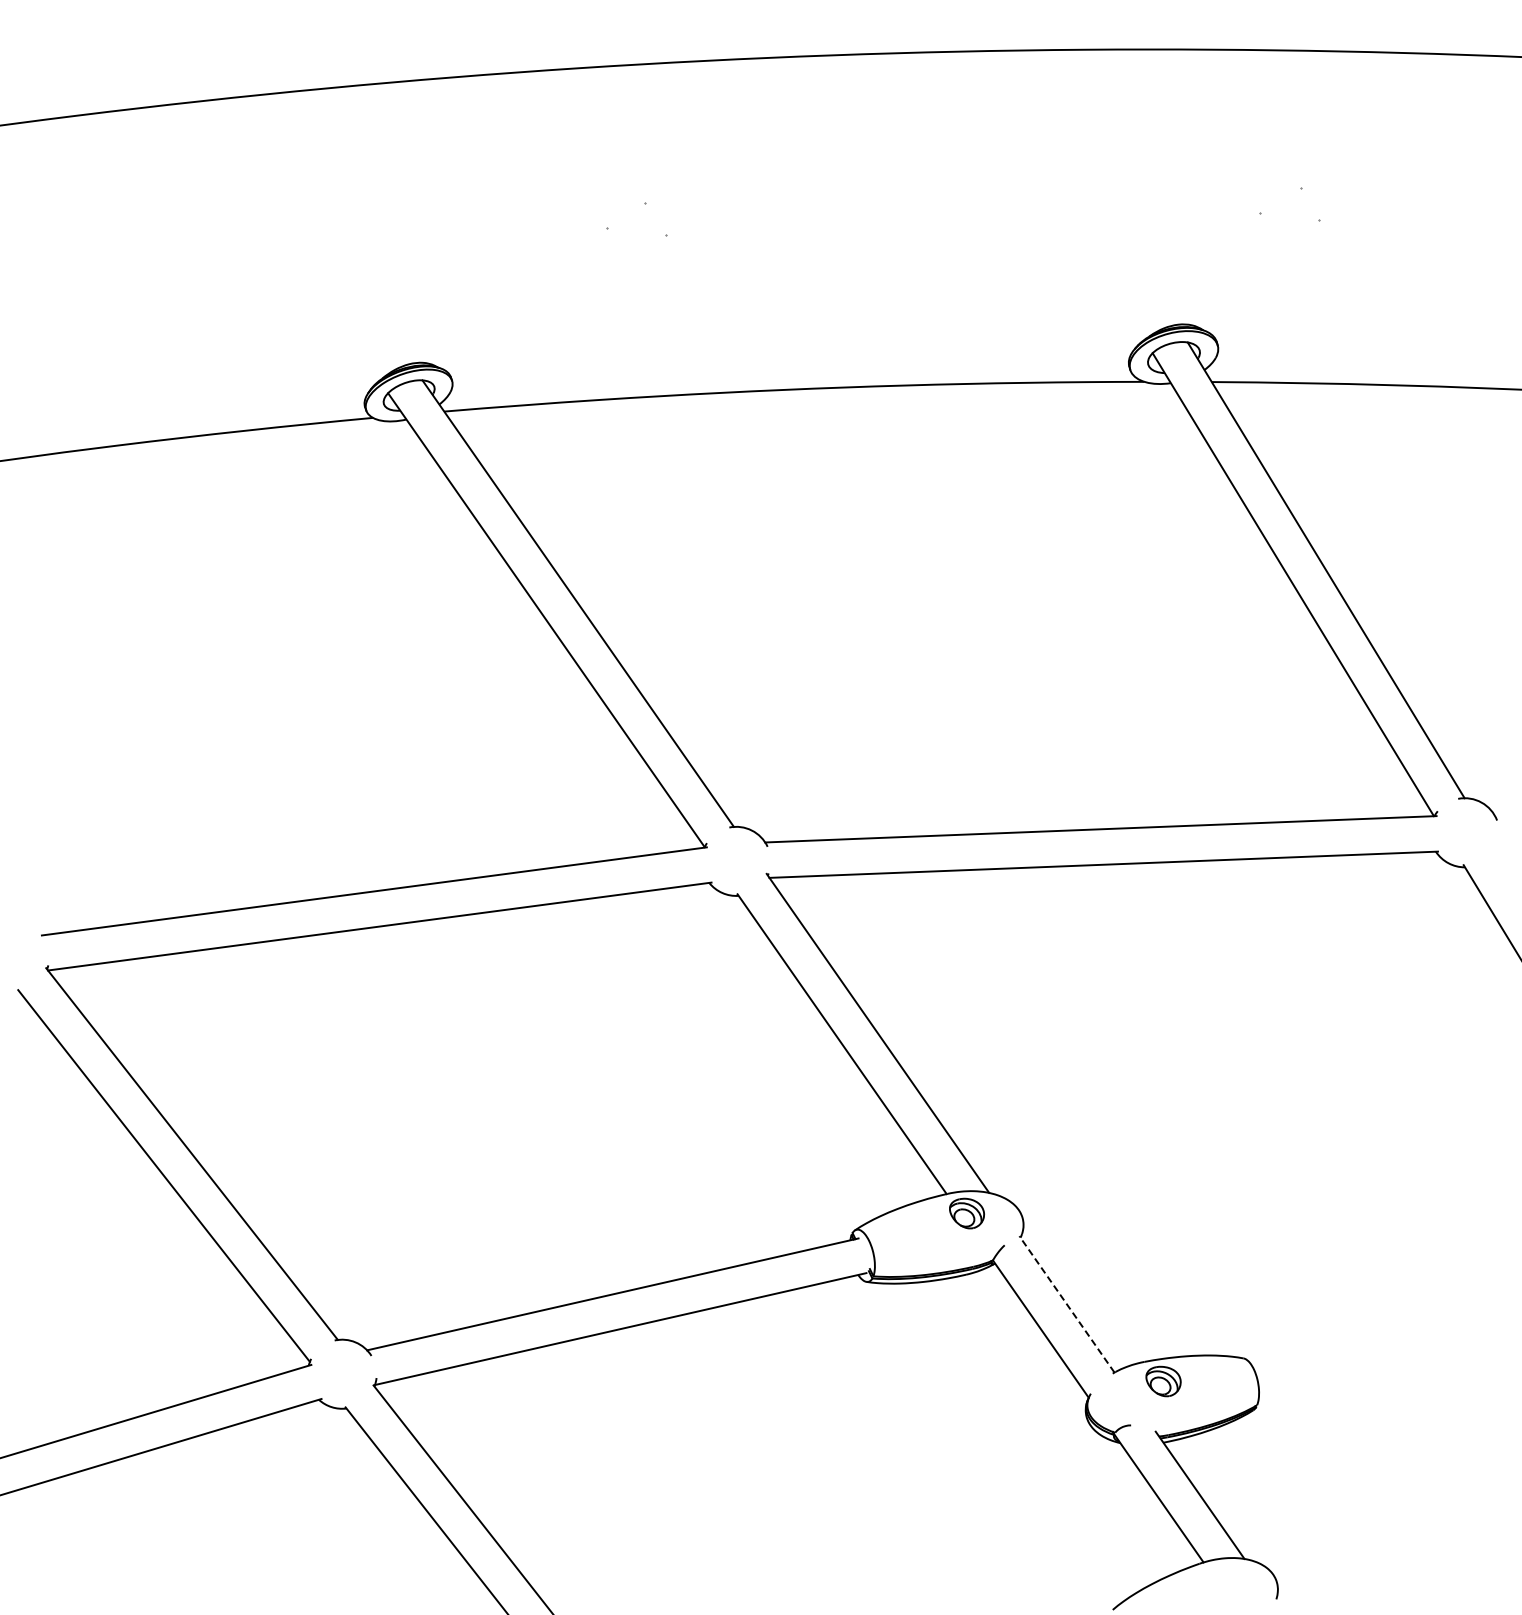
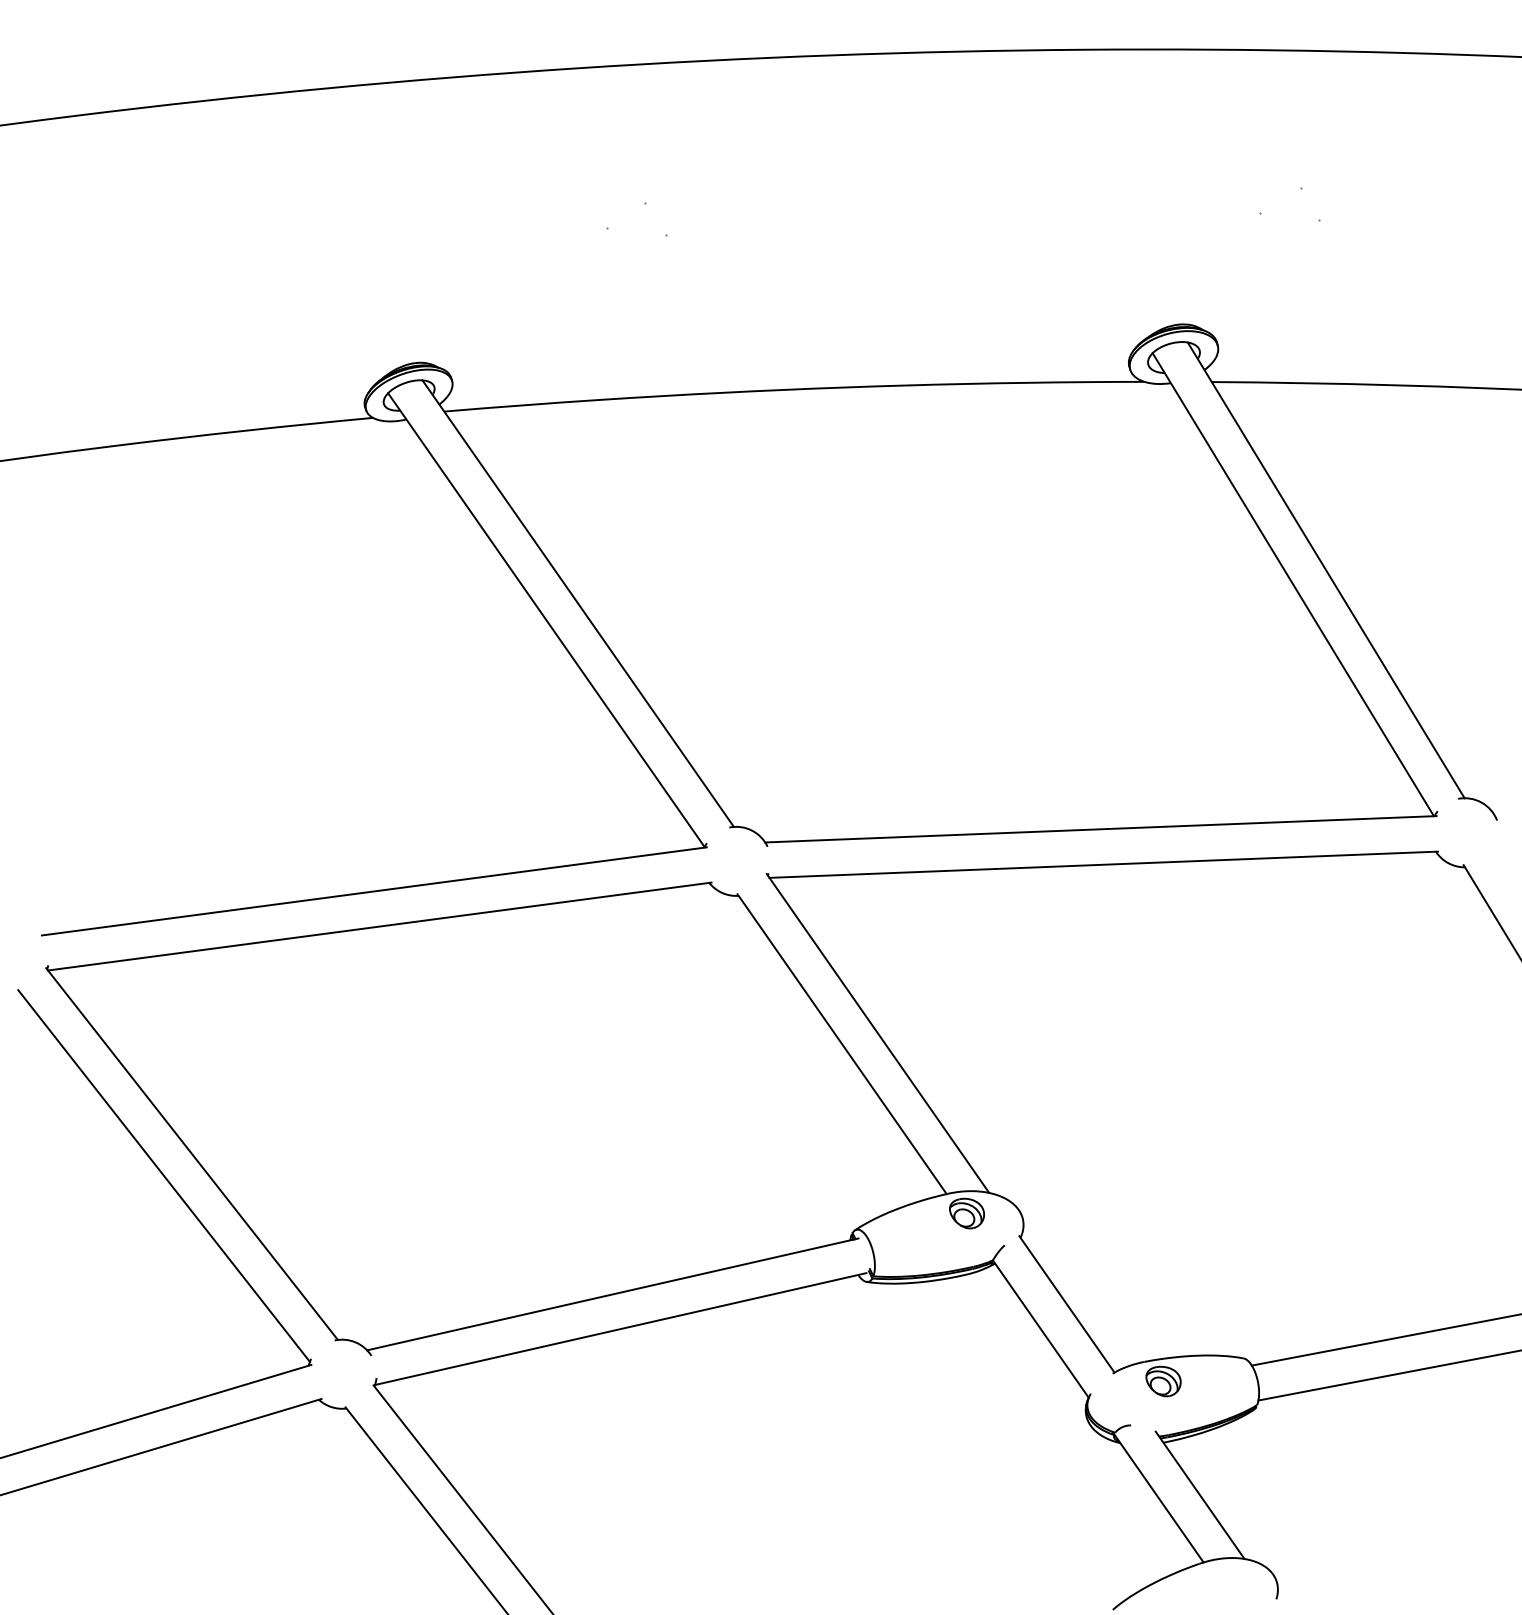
line: dashed -> solid (1066, 1303)
line: none -> present (1384, 1339)
line: none -> present (1388, 1375)
